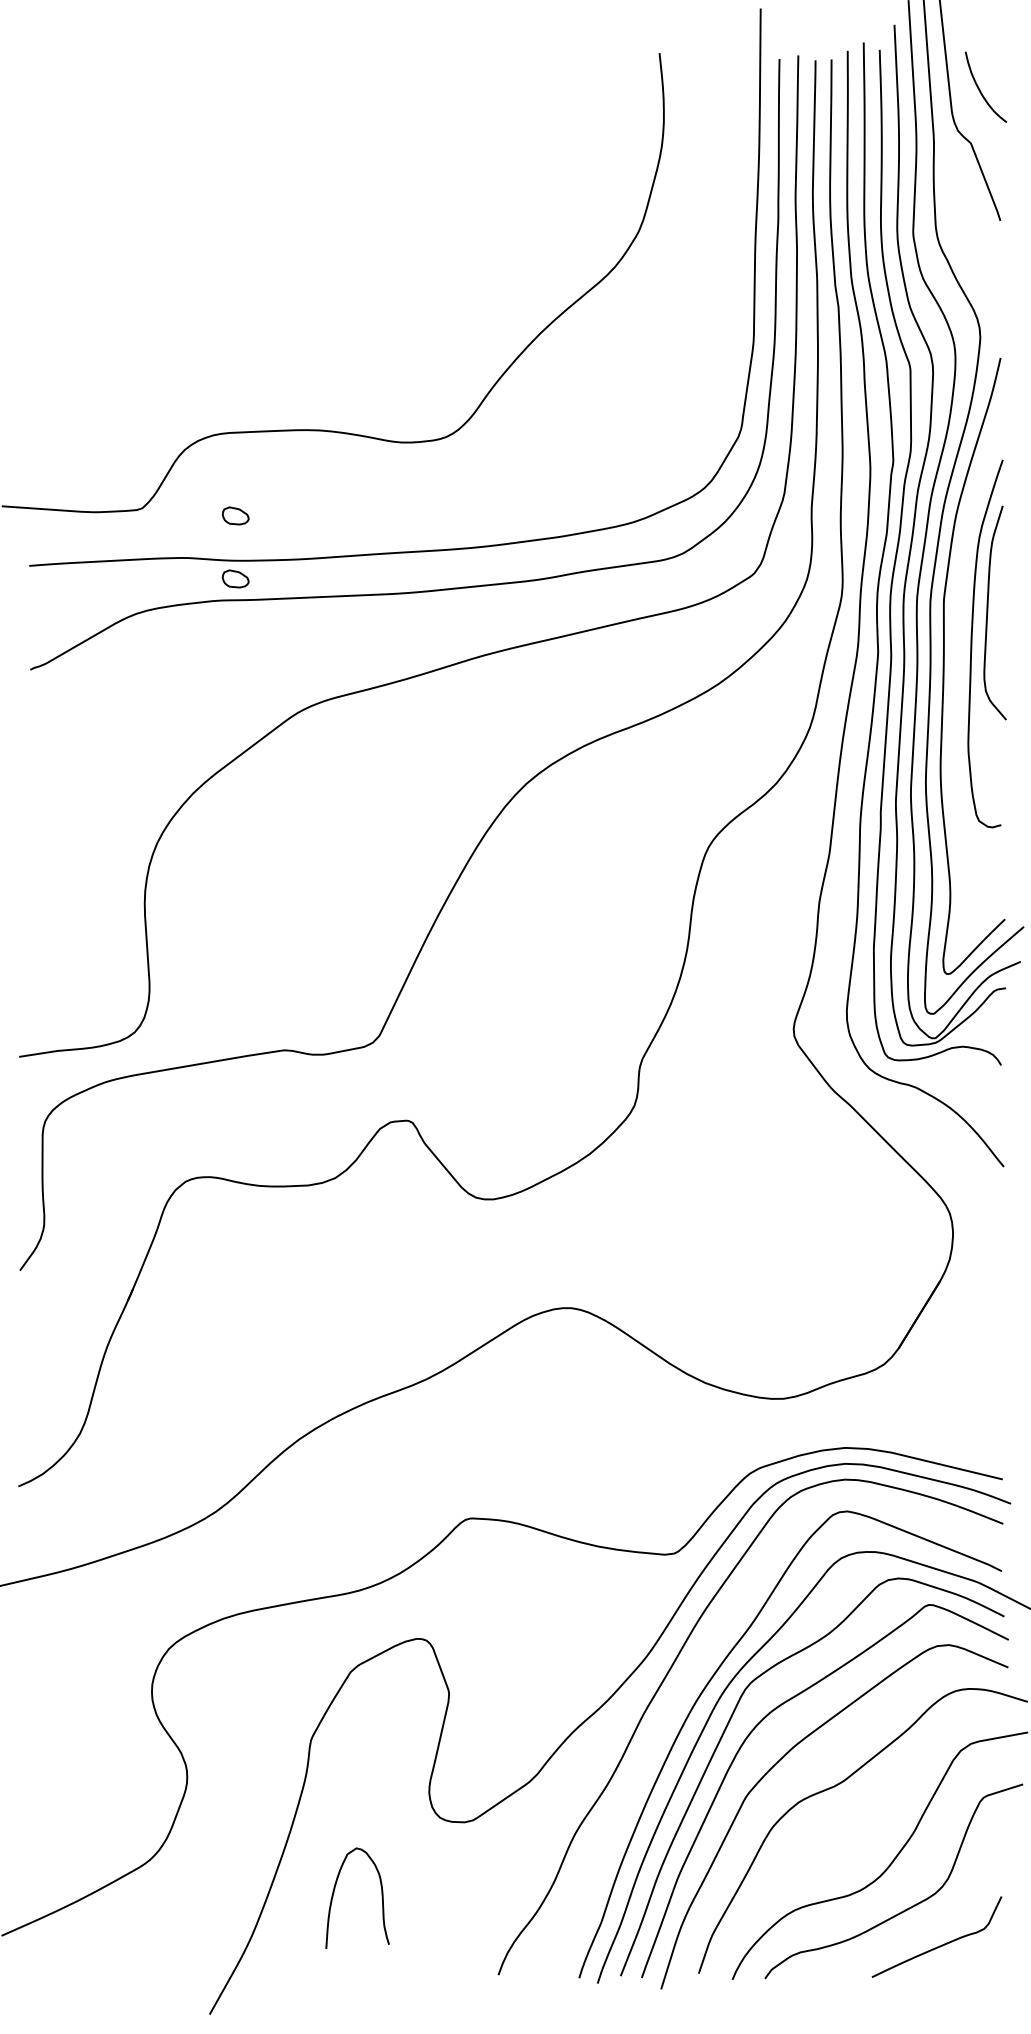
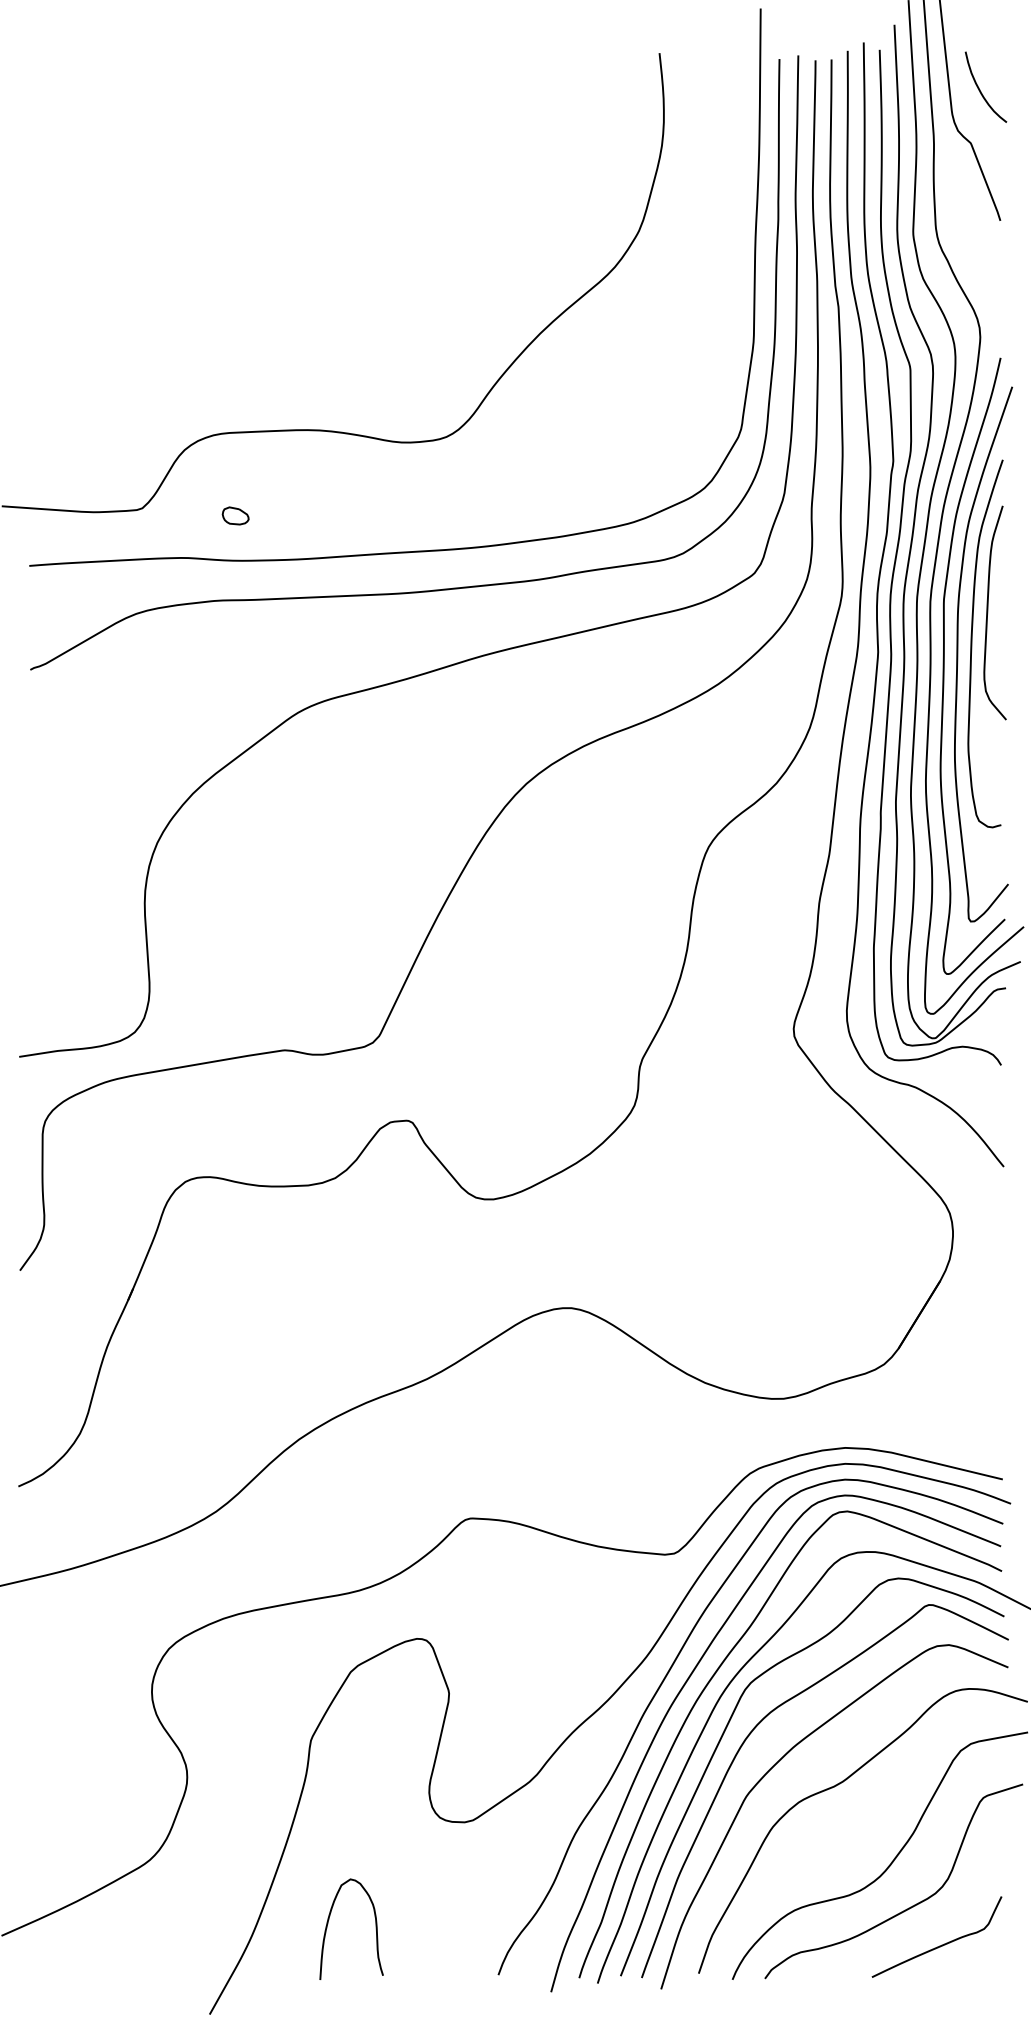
part: present -> none (235, 578)
curve: none -> present (958, 654)
curve: none -> present (685, 1685)
curve position: (334, 1893) -> (328, 1924) (328, 1924)
